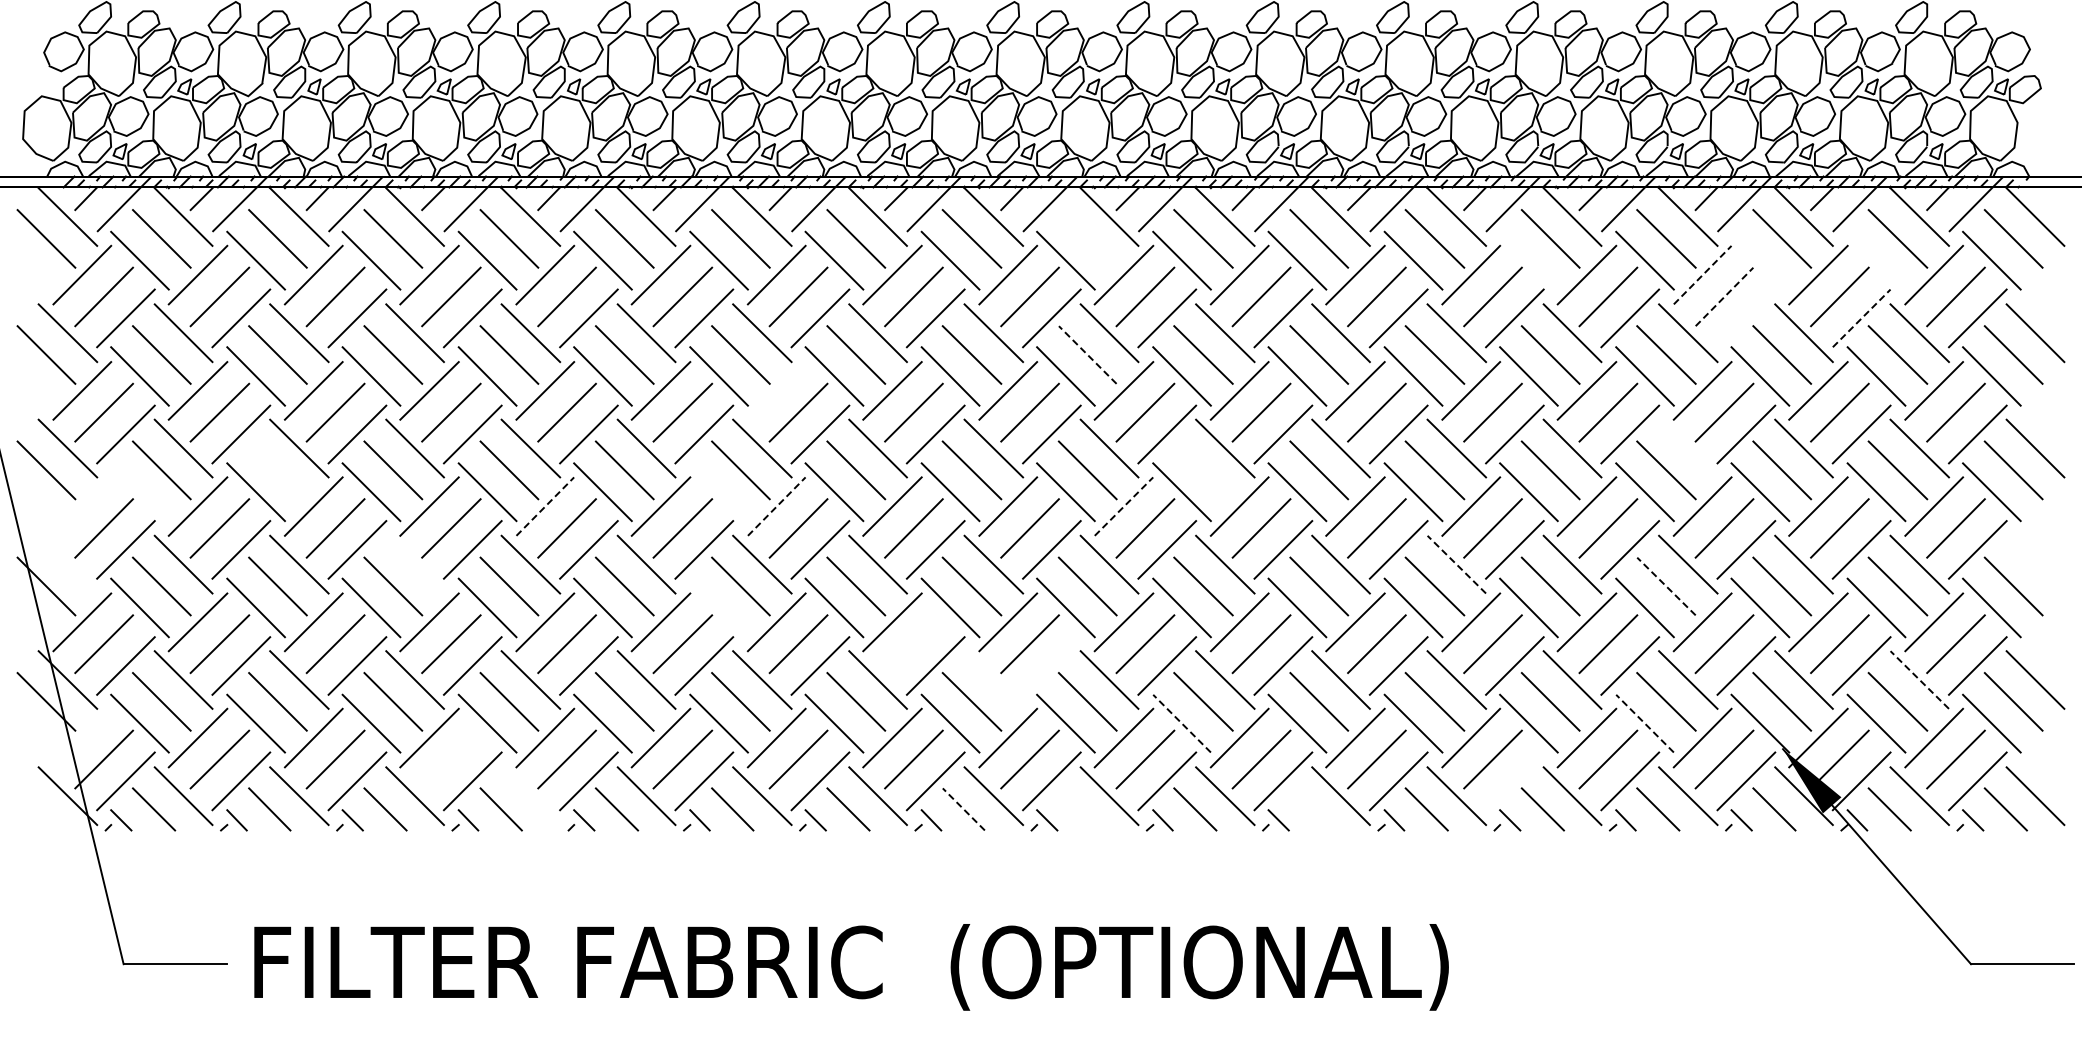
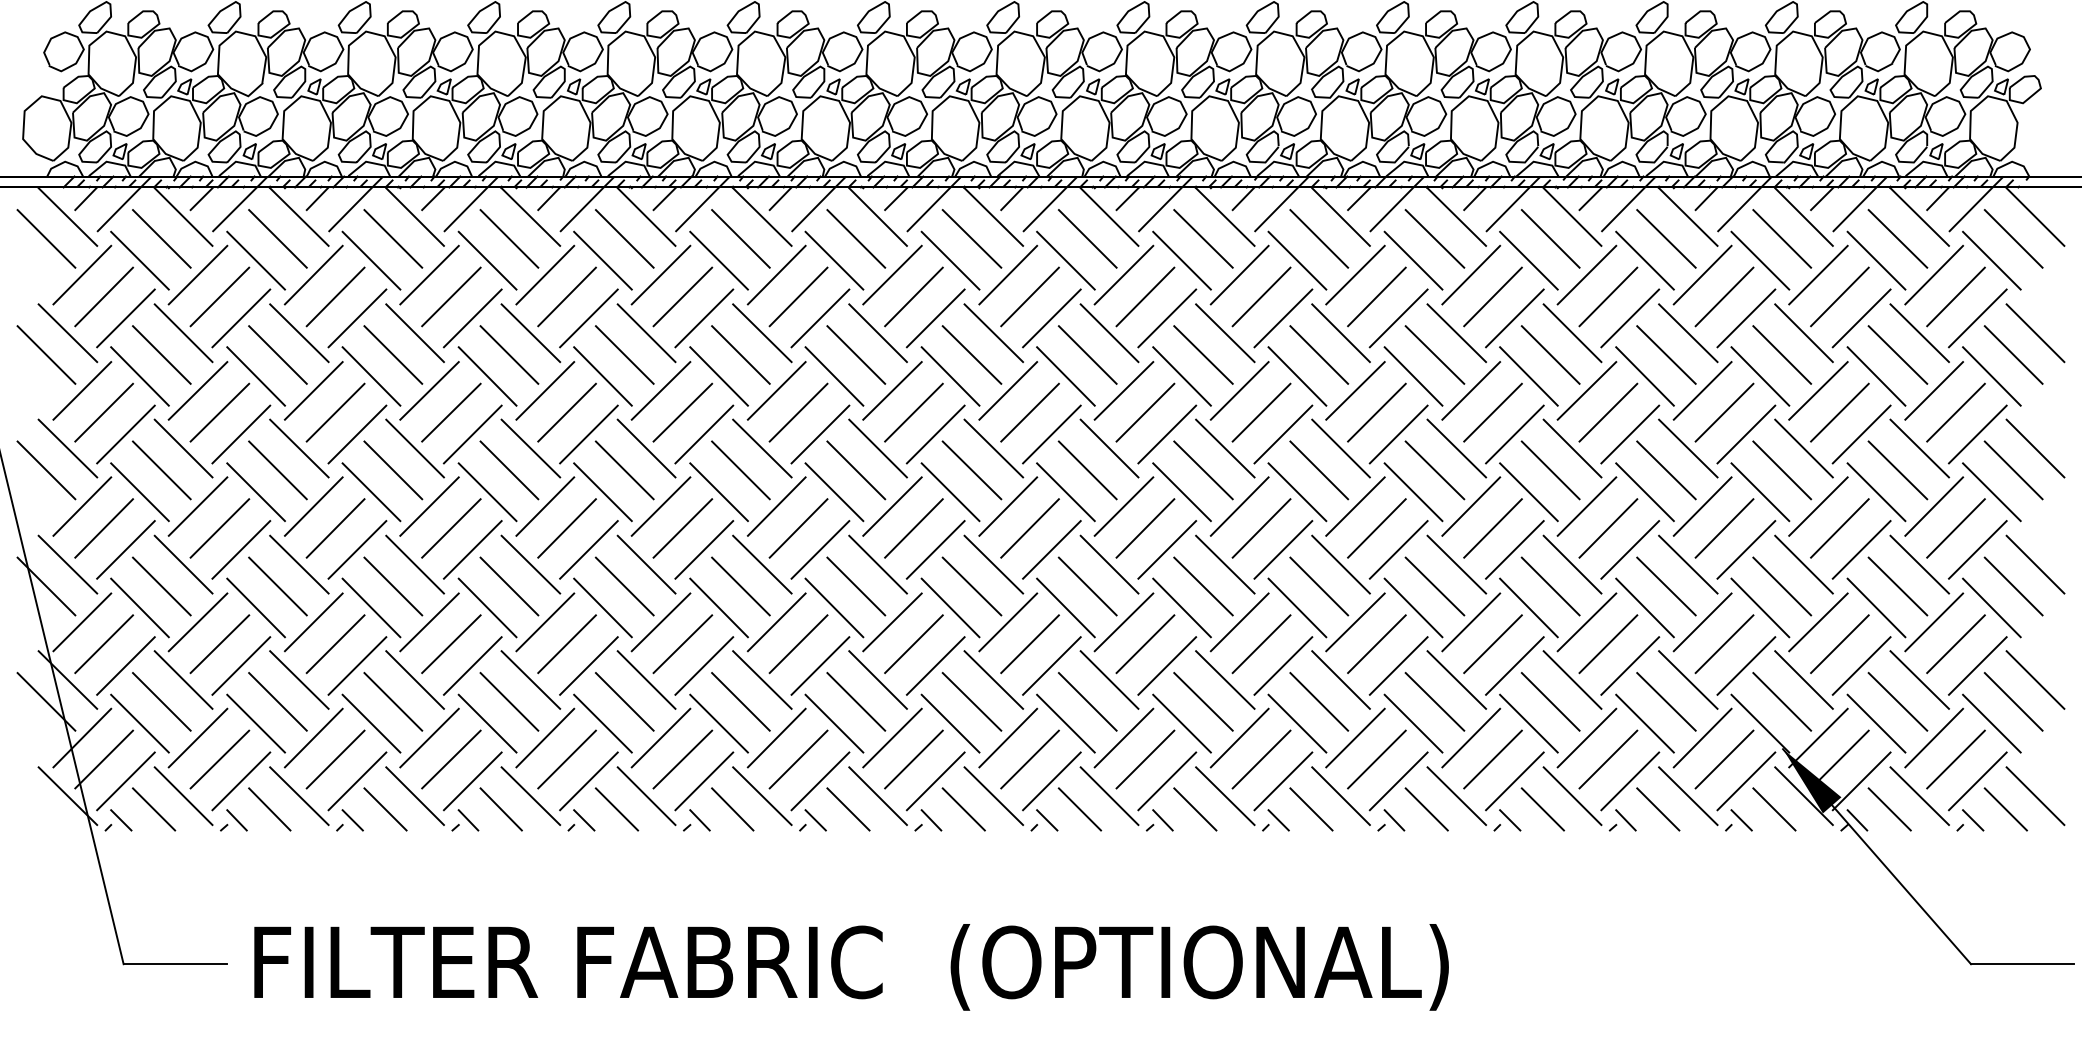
line: none -> present (1087, 238)
line: none -> present (1528, 260)
line: none -> present (1760, 260)
line: none -> present (1876, 260)
line: dashed -> solid (1703, 274)
line: dashed -> solid (1724, 296)
line: none -> present (1746, 318)
line: dashed -> solid (1861, 318)
line: dashed -> solid (1087, 355)
line: none -> present (776, 390)
line: none -> present (1688, 448)
line: none -> present (277, 470)
line: none -> present (1203, 470)
line: none -> present (139, 492)
line: none -> present (718, 492)
line: none -> present (82, 506)
line: dashed -> solid (545, 506)
line: dashed -> solid (777, 506)
line: dashed -> solid (1124, 506)
line: none -> present (67, 564)
line: none -> present (414, 564)
line: dashed -> solid (1456, 564)
line: none -> present (2035, 564)
line: dashed -> solid (1666, 586)
line: none -> present (718, 607)
line: none -> present (913, 643)
line: none -> present (1051, 665)
line: none -> present (993, 679)
line: dashed -> solid (1919, 679)
line: dashed -> solid (1182, 723)
line: dashed -> solid (1645, 723)
line: none -> present (82, 737)
line: none -> present (451, 759)
line: none -> present (1514, 781)
line: none -> present (530, 796)
line: dashed -> solid (963, 809)
line: none -> present (1079, 809)
line: none -> present (1311, 809)
